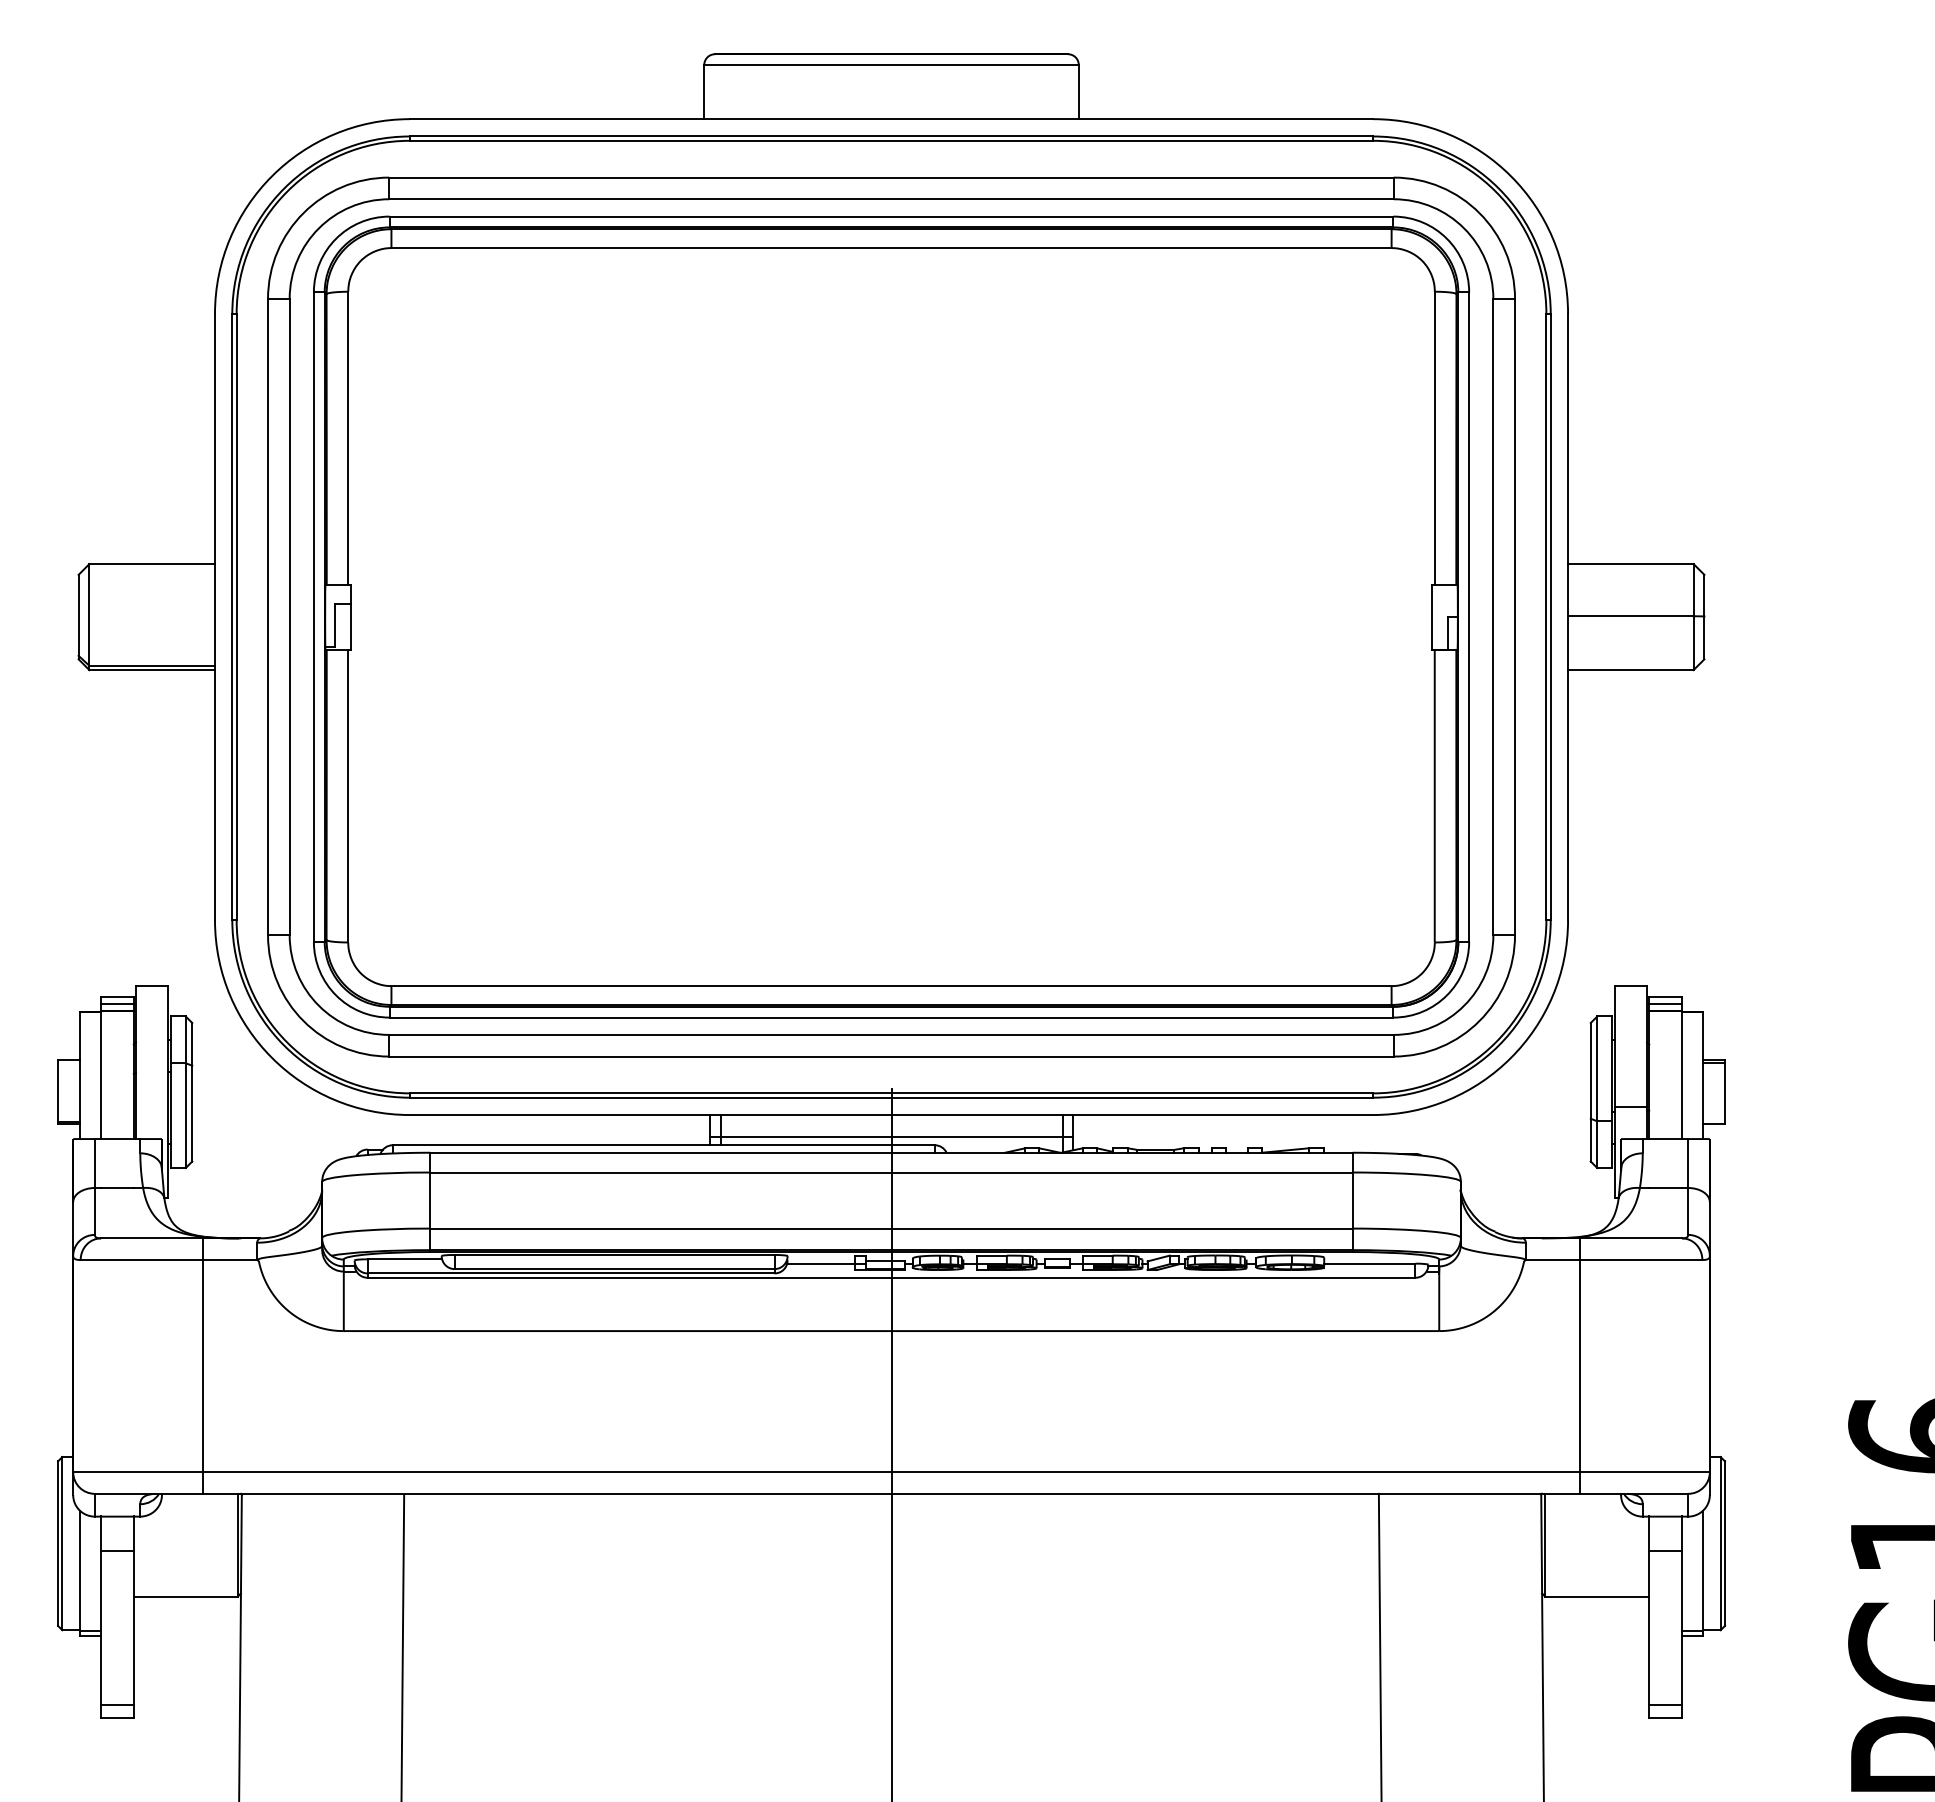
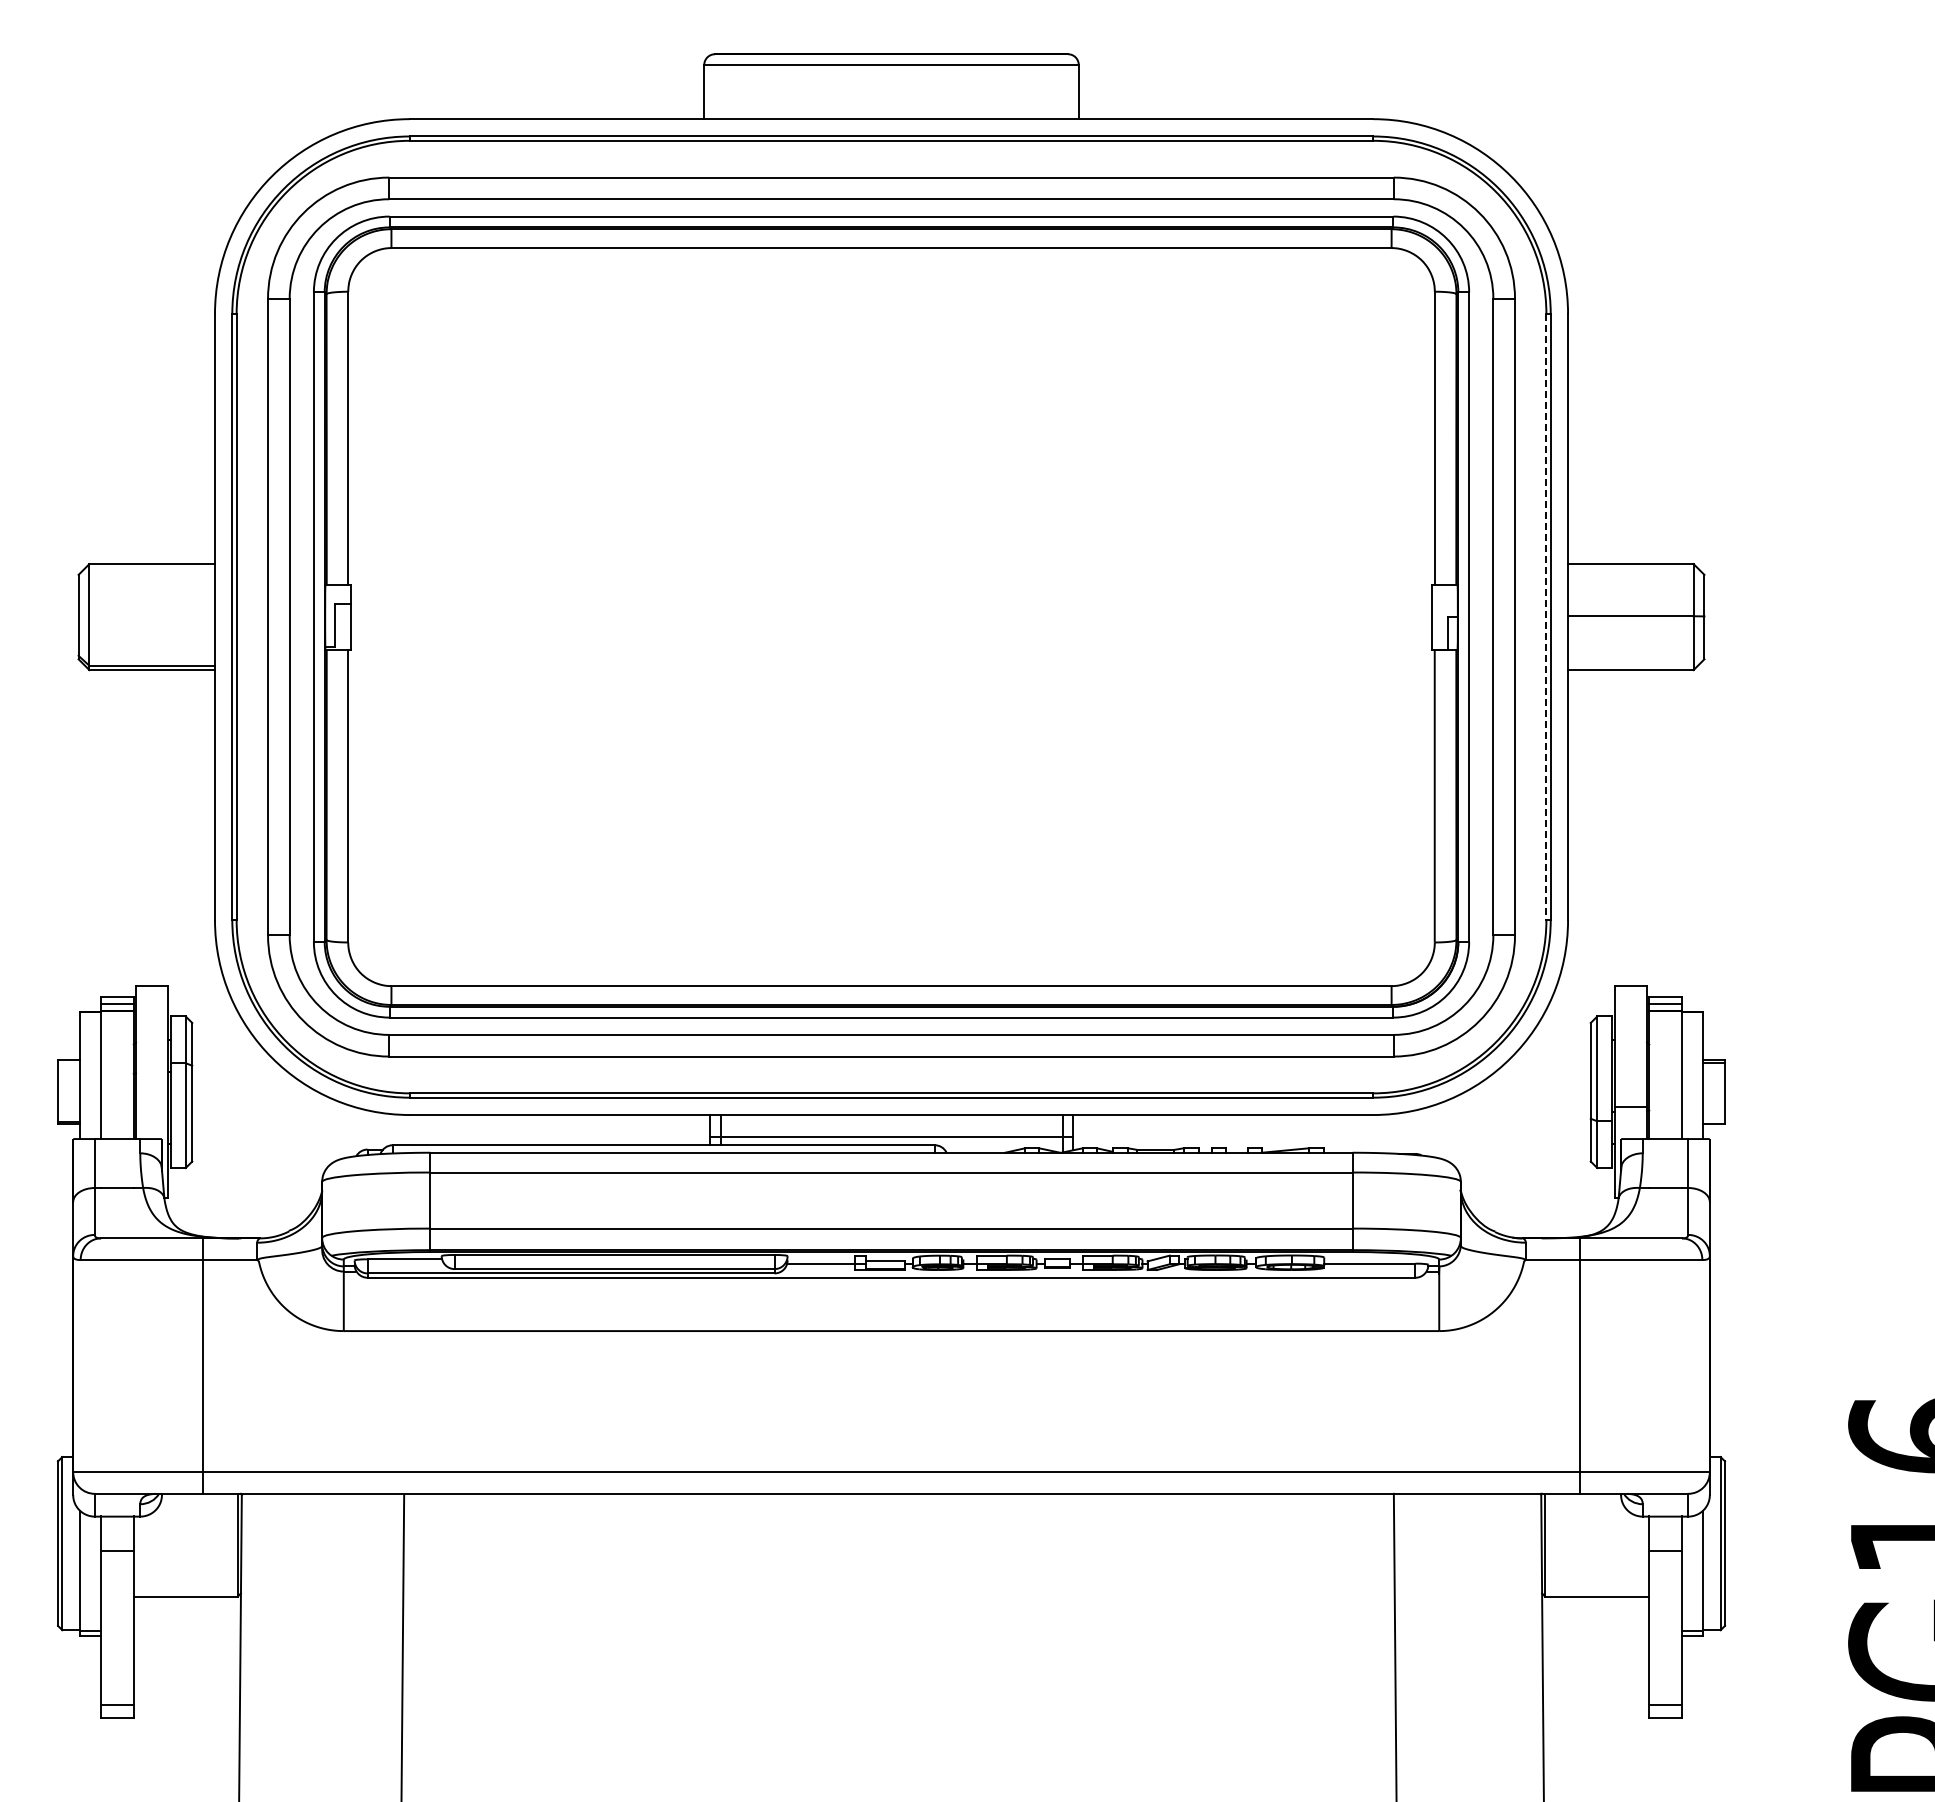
line: solid -> dashed (1546, 617)
line: present -> none (891, 1442)
line position: (1379, 1645) -> (1394, 1645) (1394, 1645)
